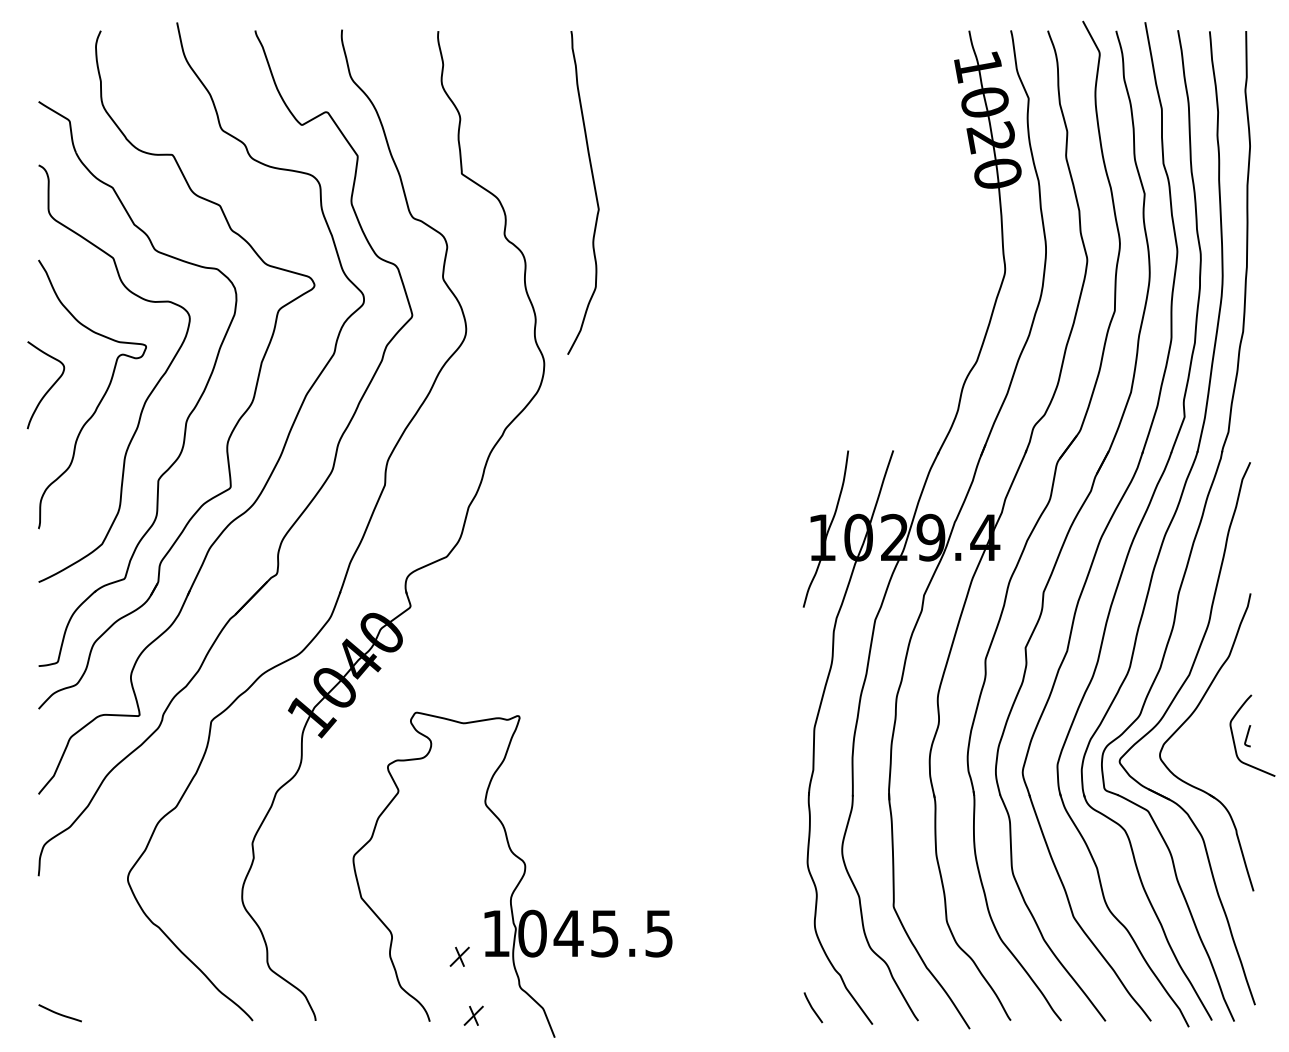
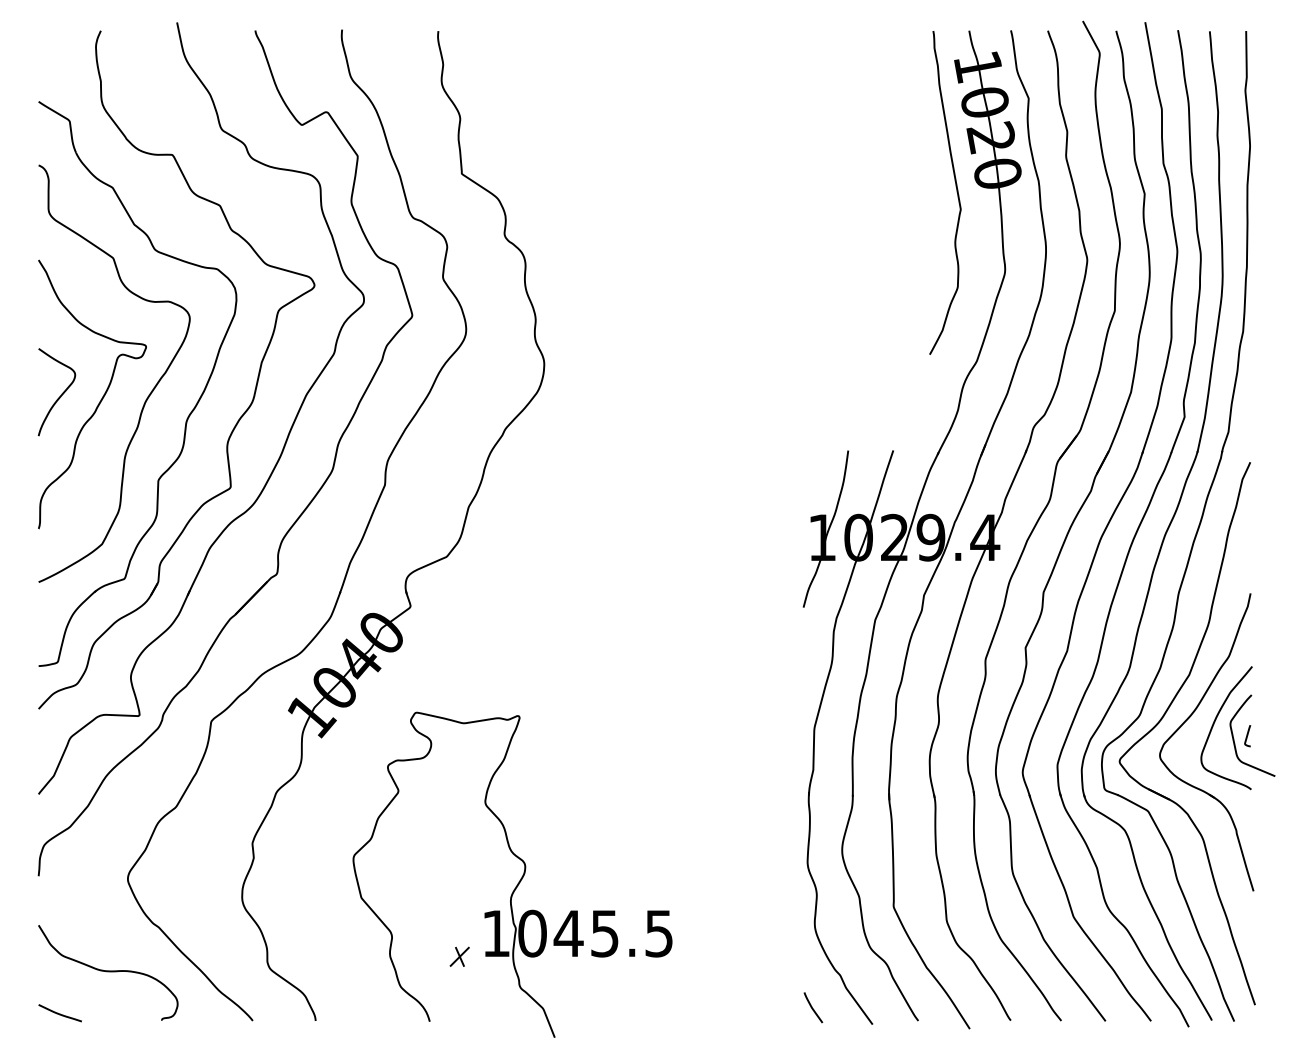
curve position: (594, 192) -> (956, 192) (956, 192)
curve position: (49, 388) -> (60, 395) (60, 395)
curve: none -> present (1215, 722)
curve: none -> present (108, 972)
part: present -> none (473, 1015)
